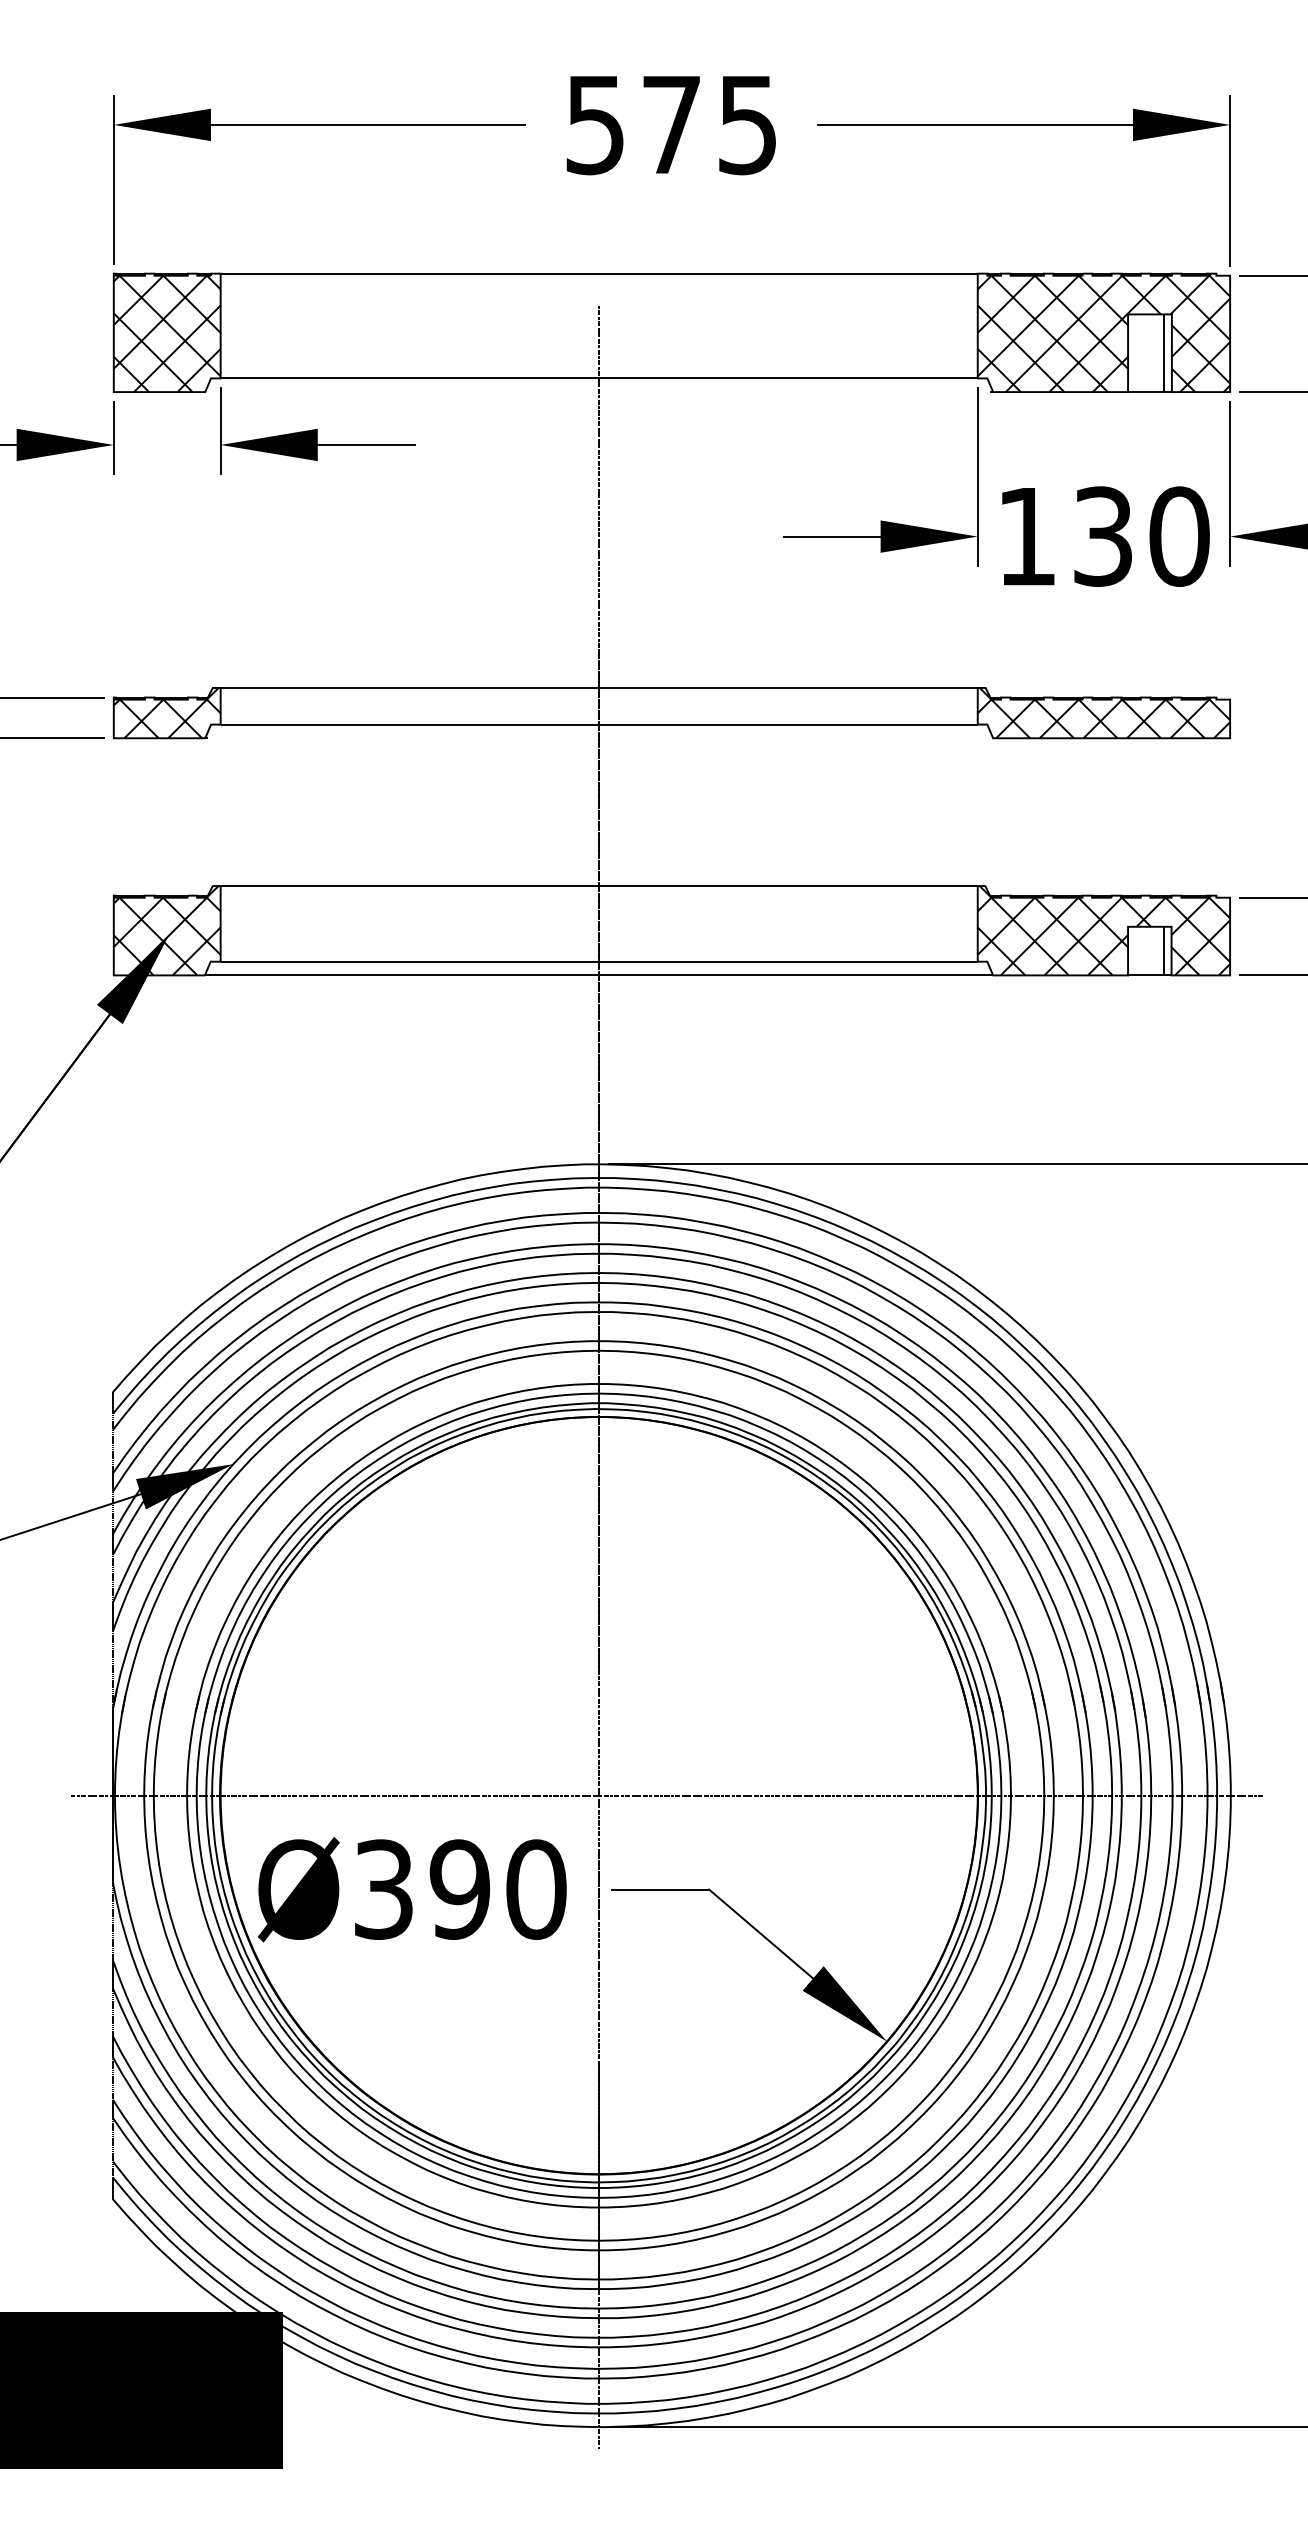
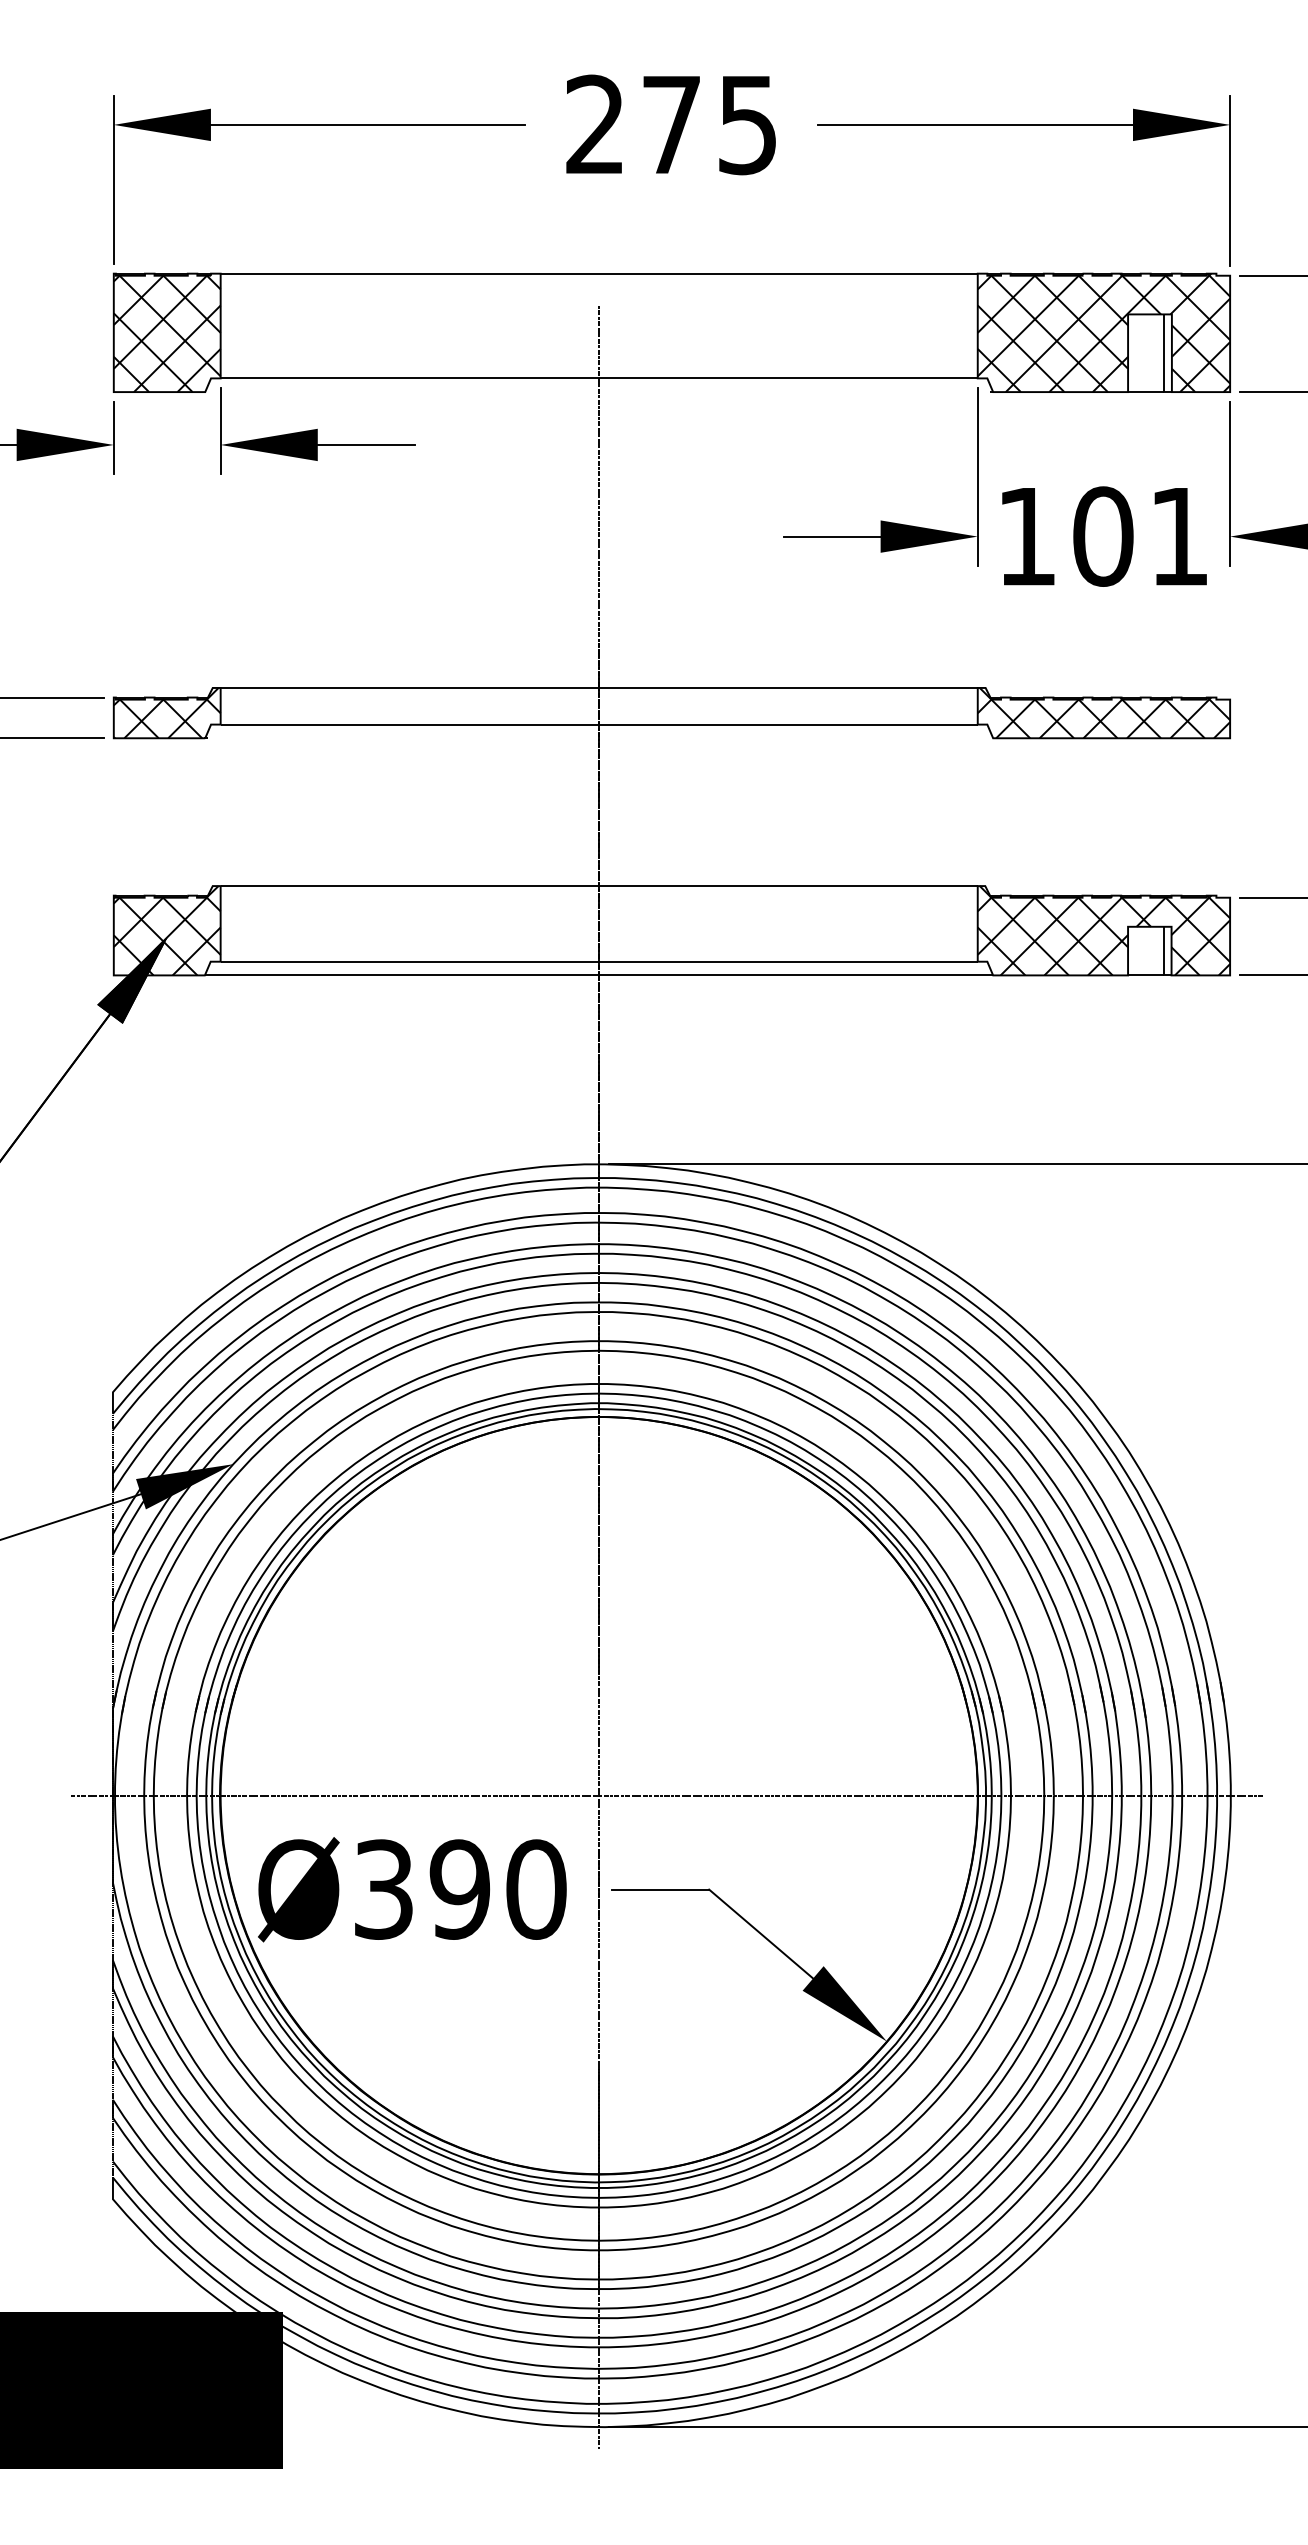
text: 575 -> 275 (594, 124)
text: 130 -> 101 (1141, 536)
